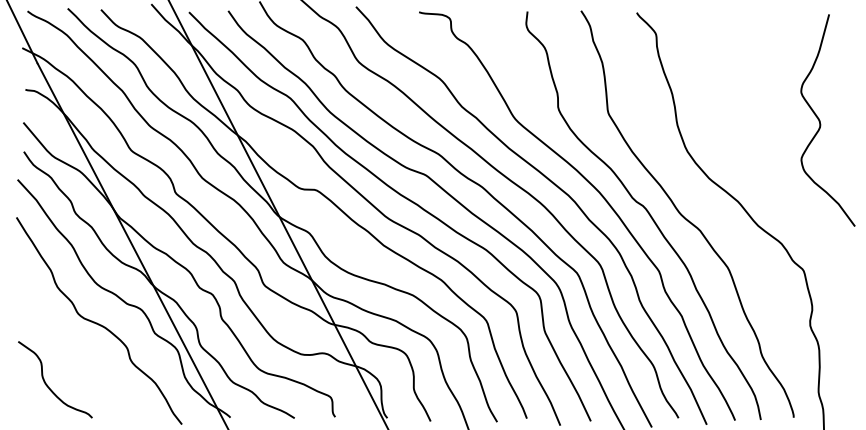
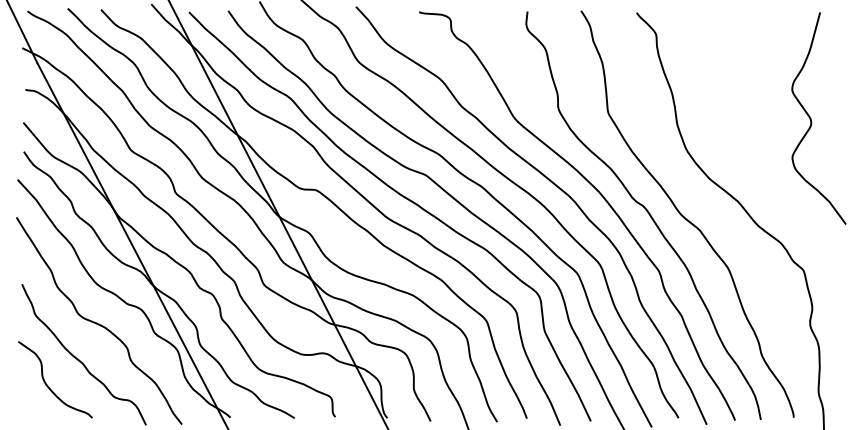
curve position: (820, 120) -> (811, 118) (811, 118)
curve: none -> present (78, 358)
